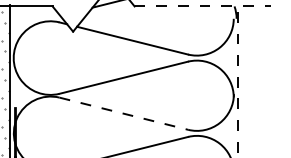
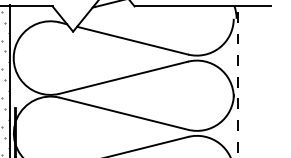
line: dashed -> solid (203, 6)
line: dashed -> solid (124, 113)
